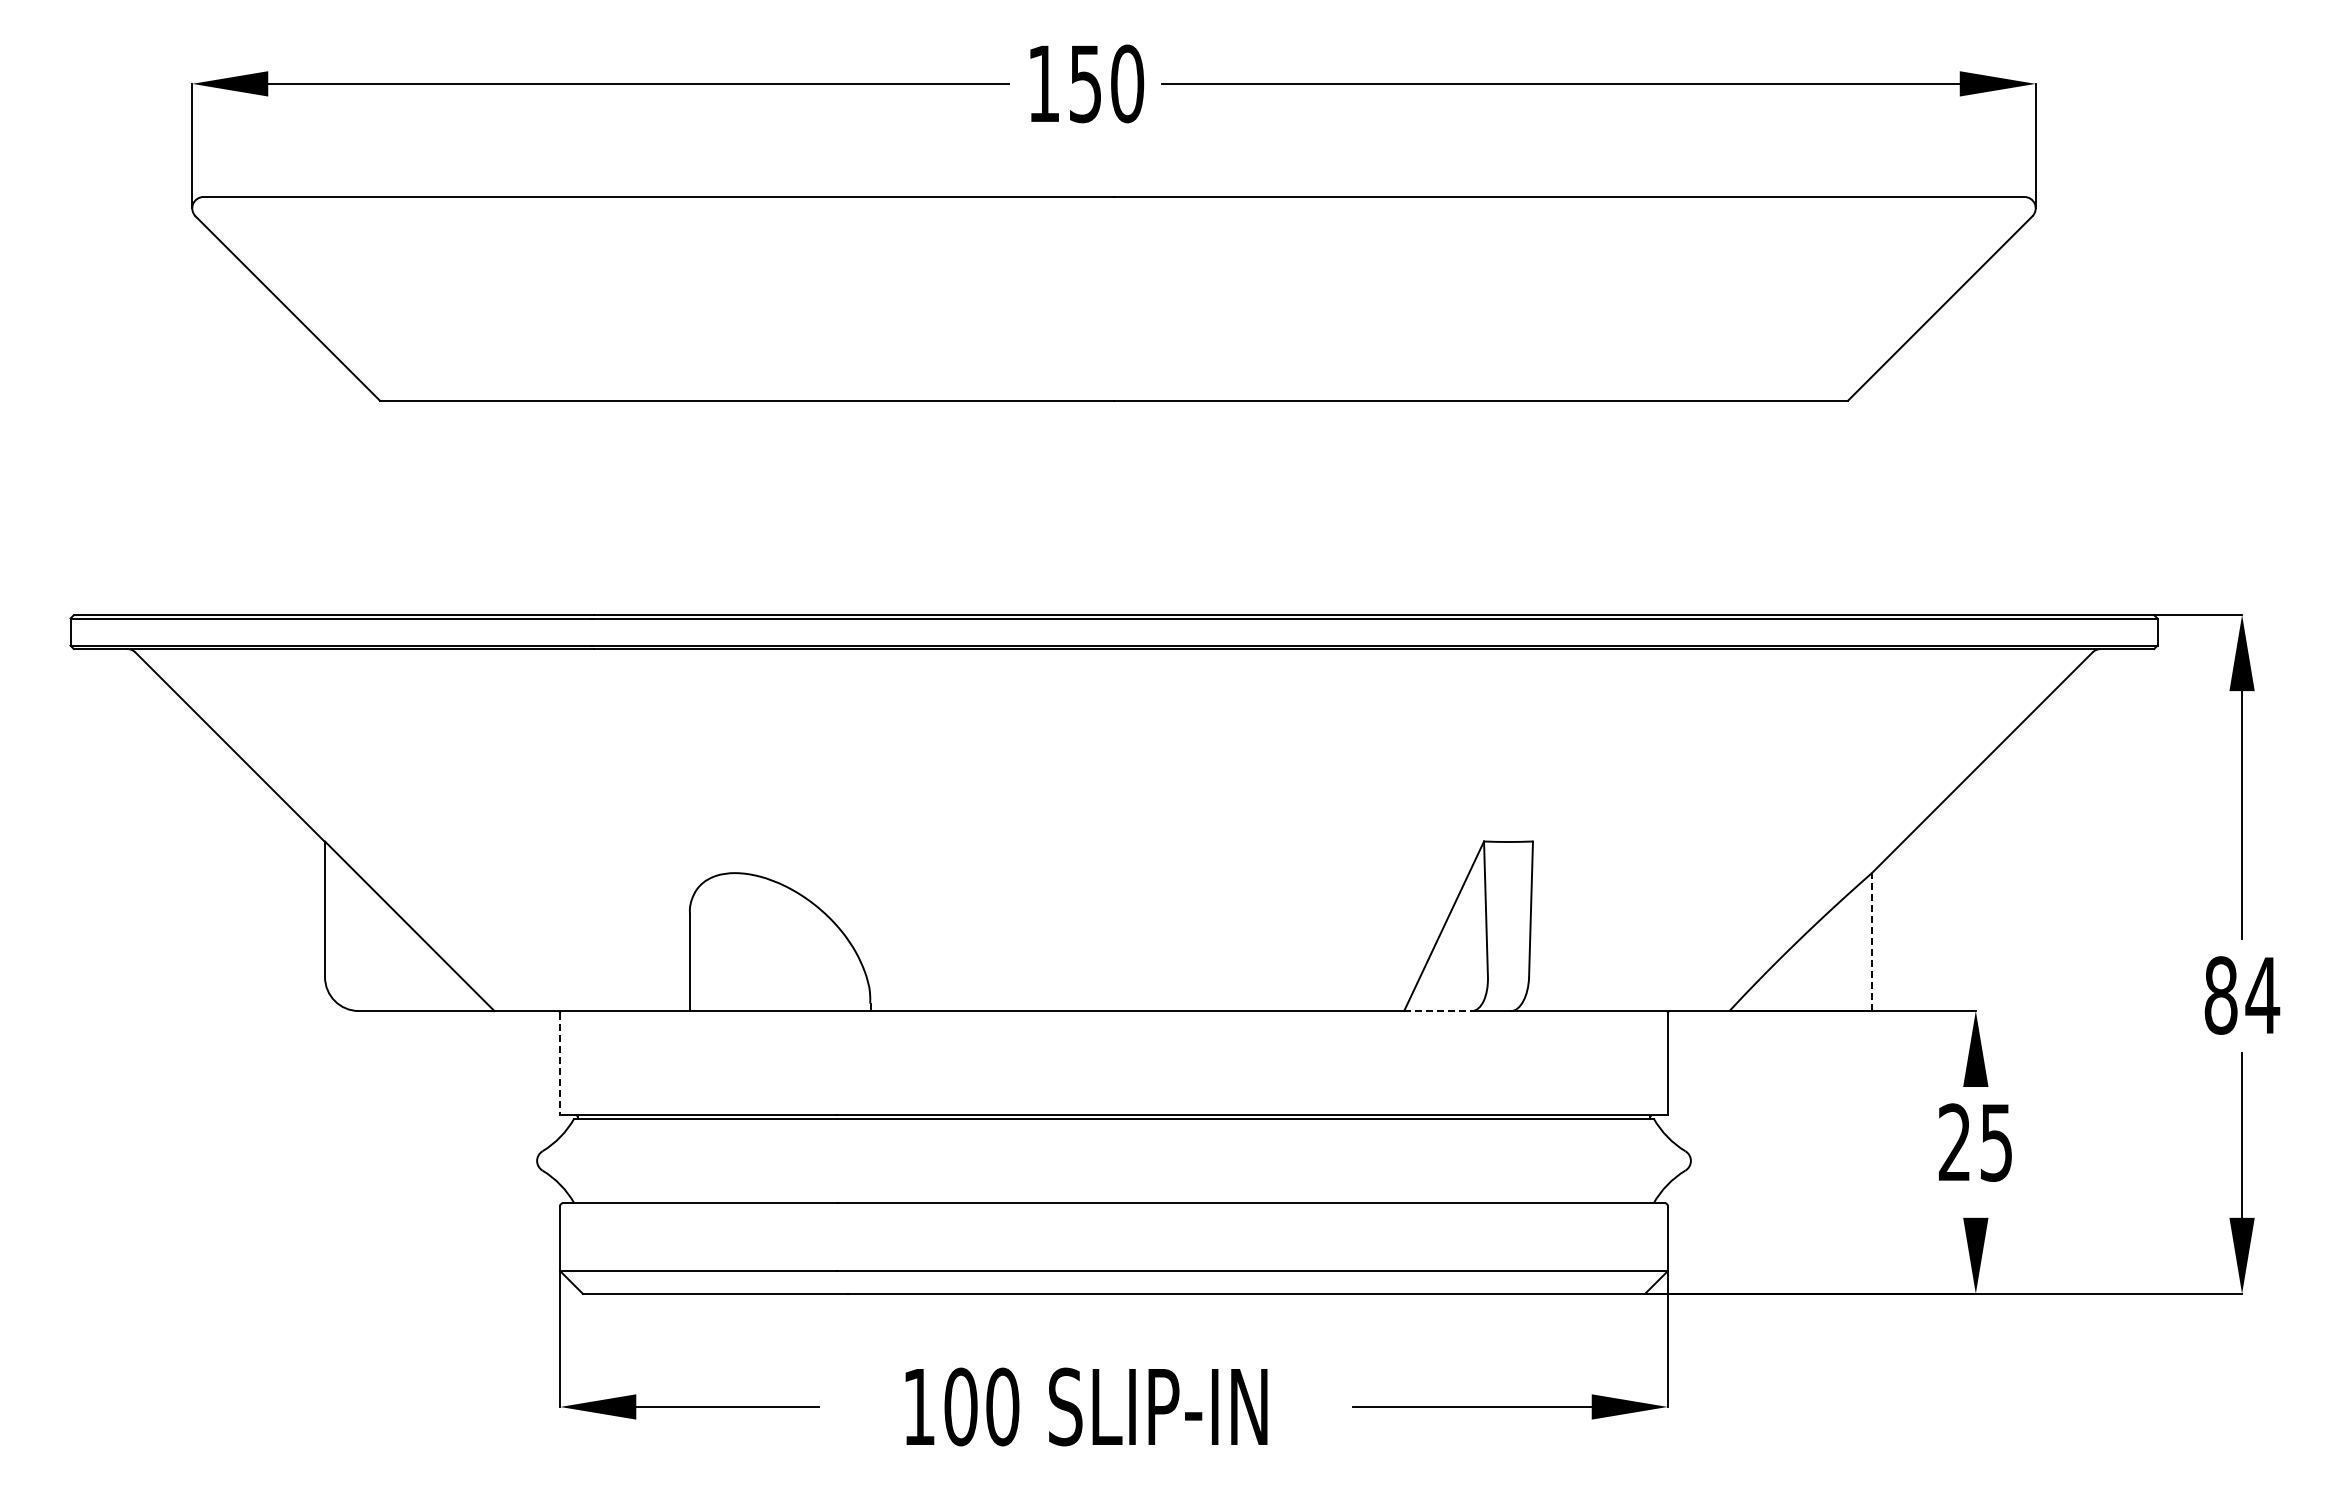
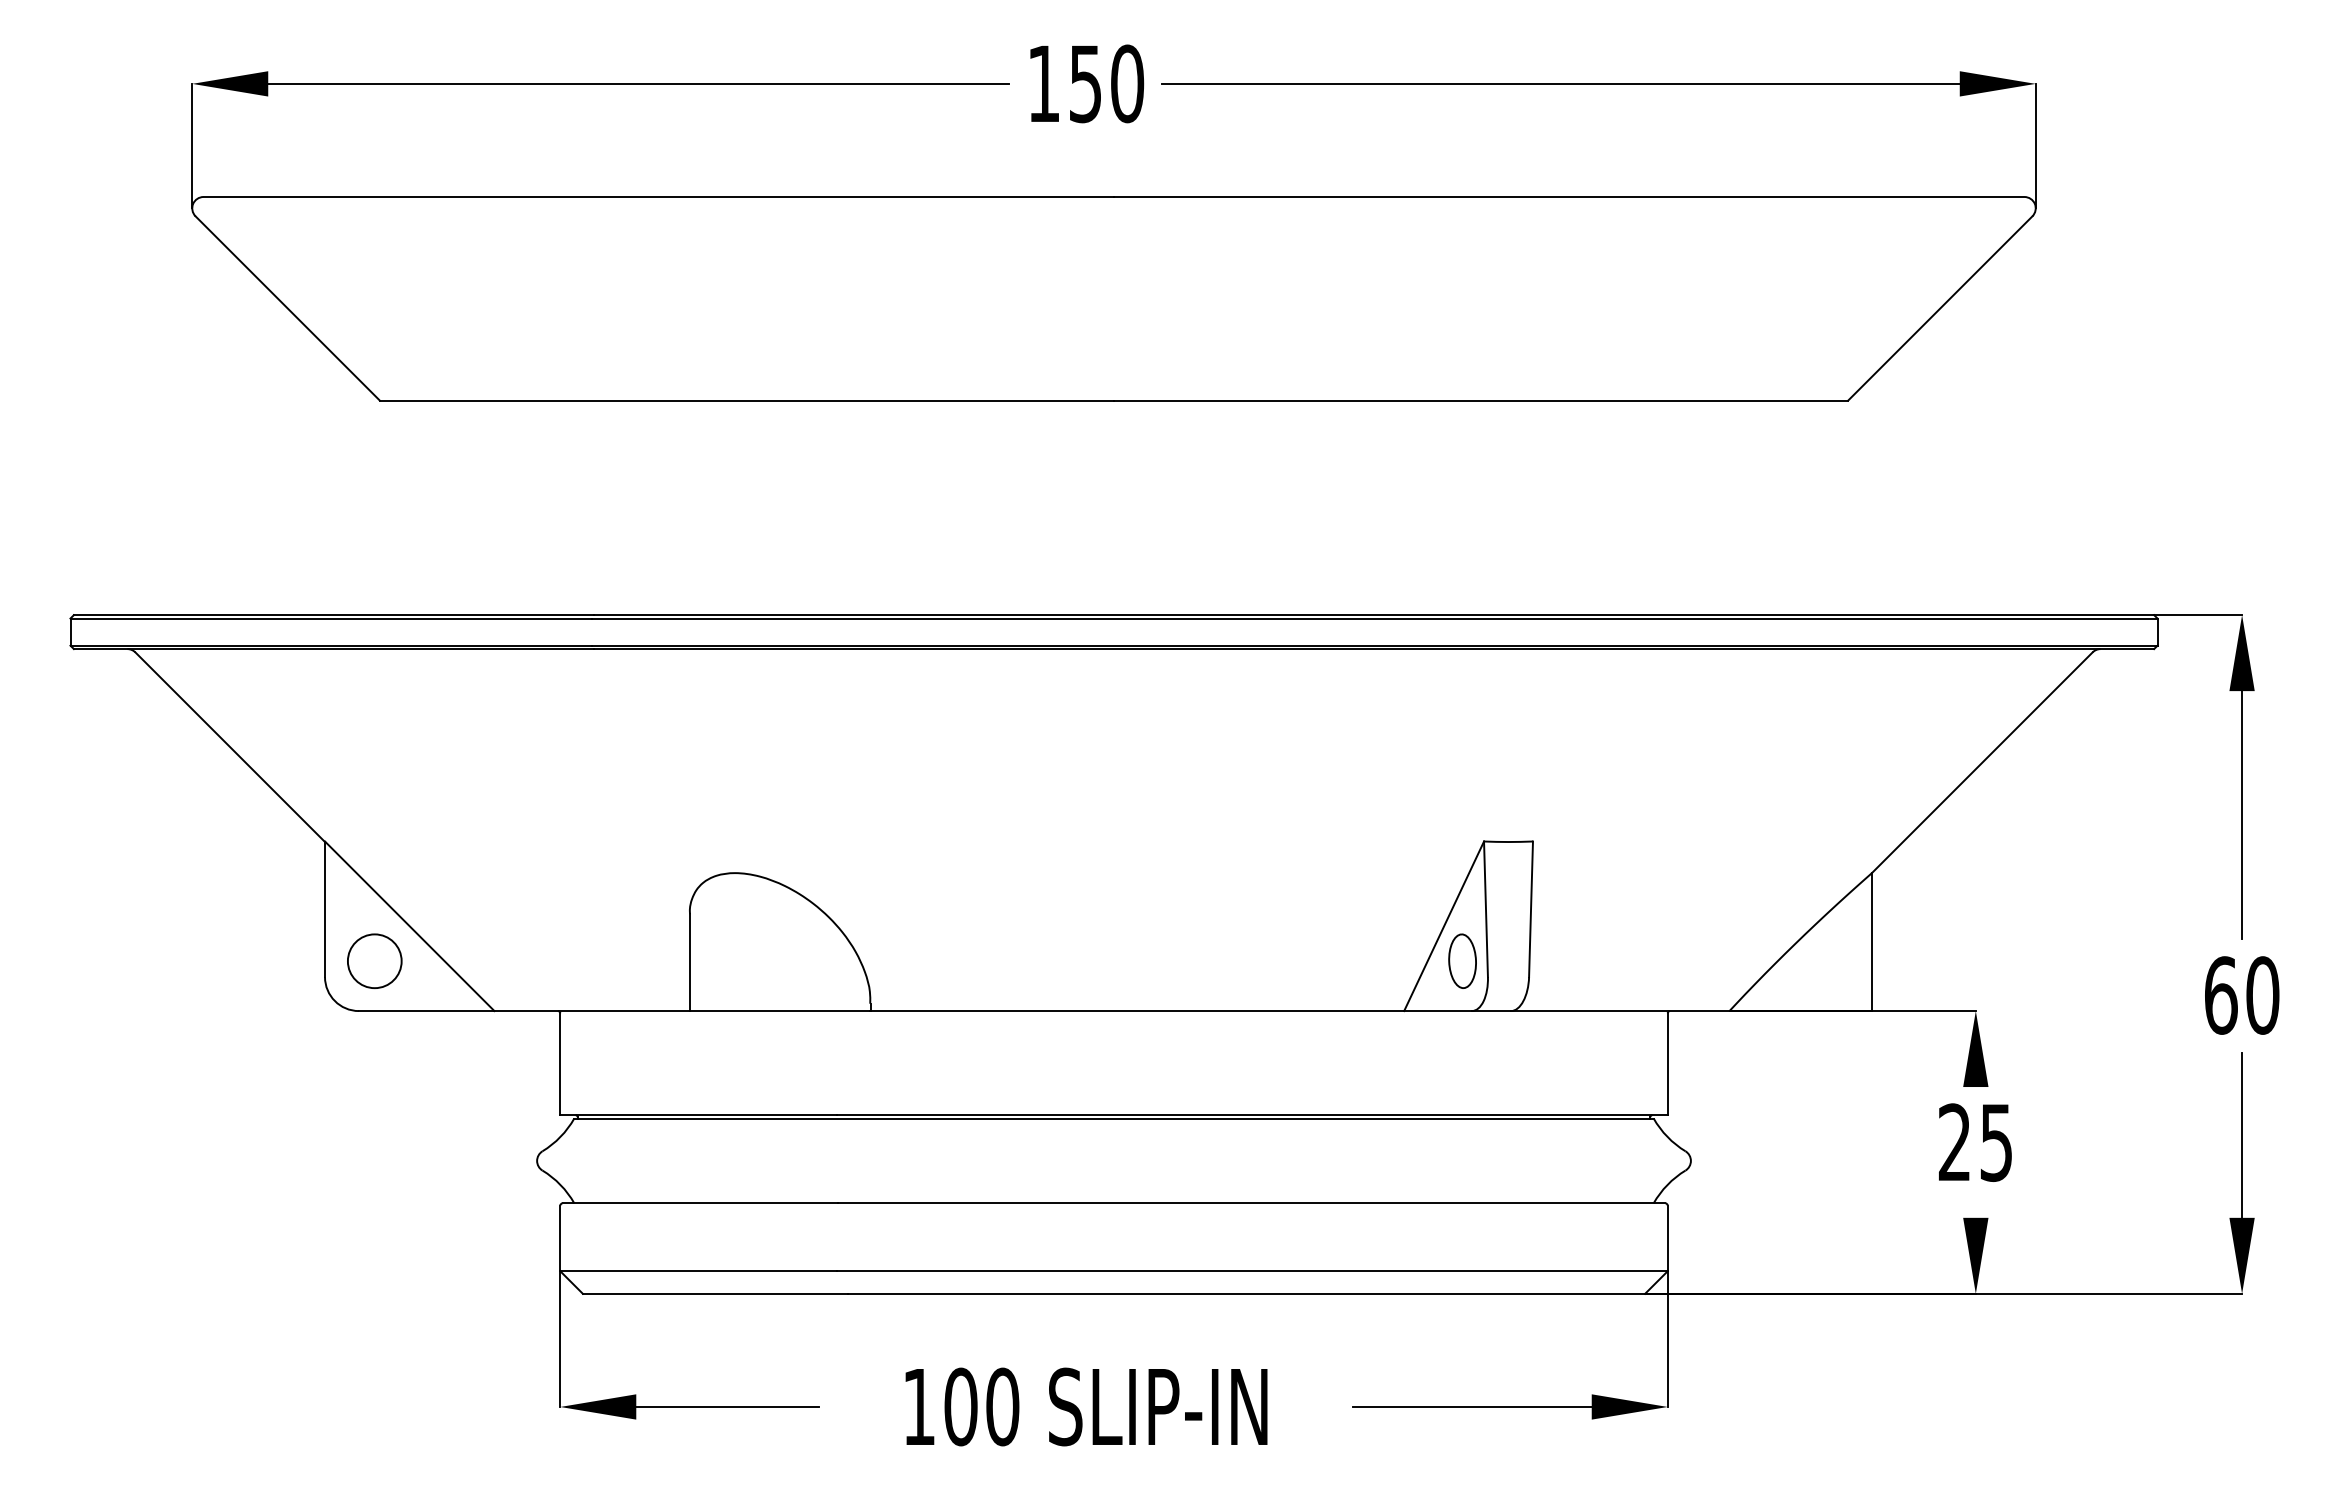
line: dashed -> solid (1871, 942)
circle: none -> present (374, 960)
part: none -> present (1462, 960)
text: 84 -> 60 (2242, 995)
line: dashed -> solid (1438, 1011)
line: dashed -> solid (560, 1064)
